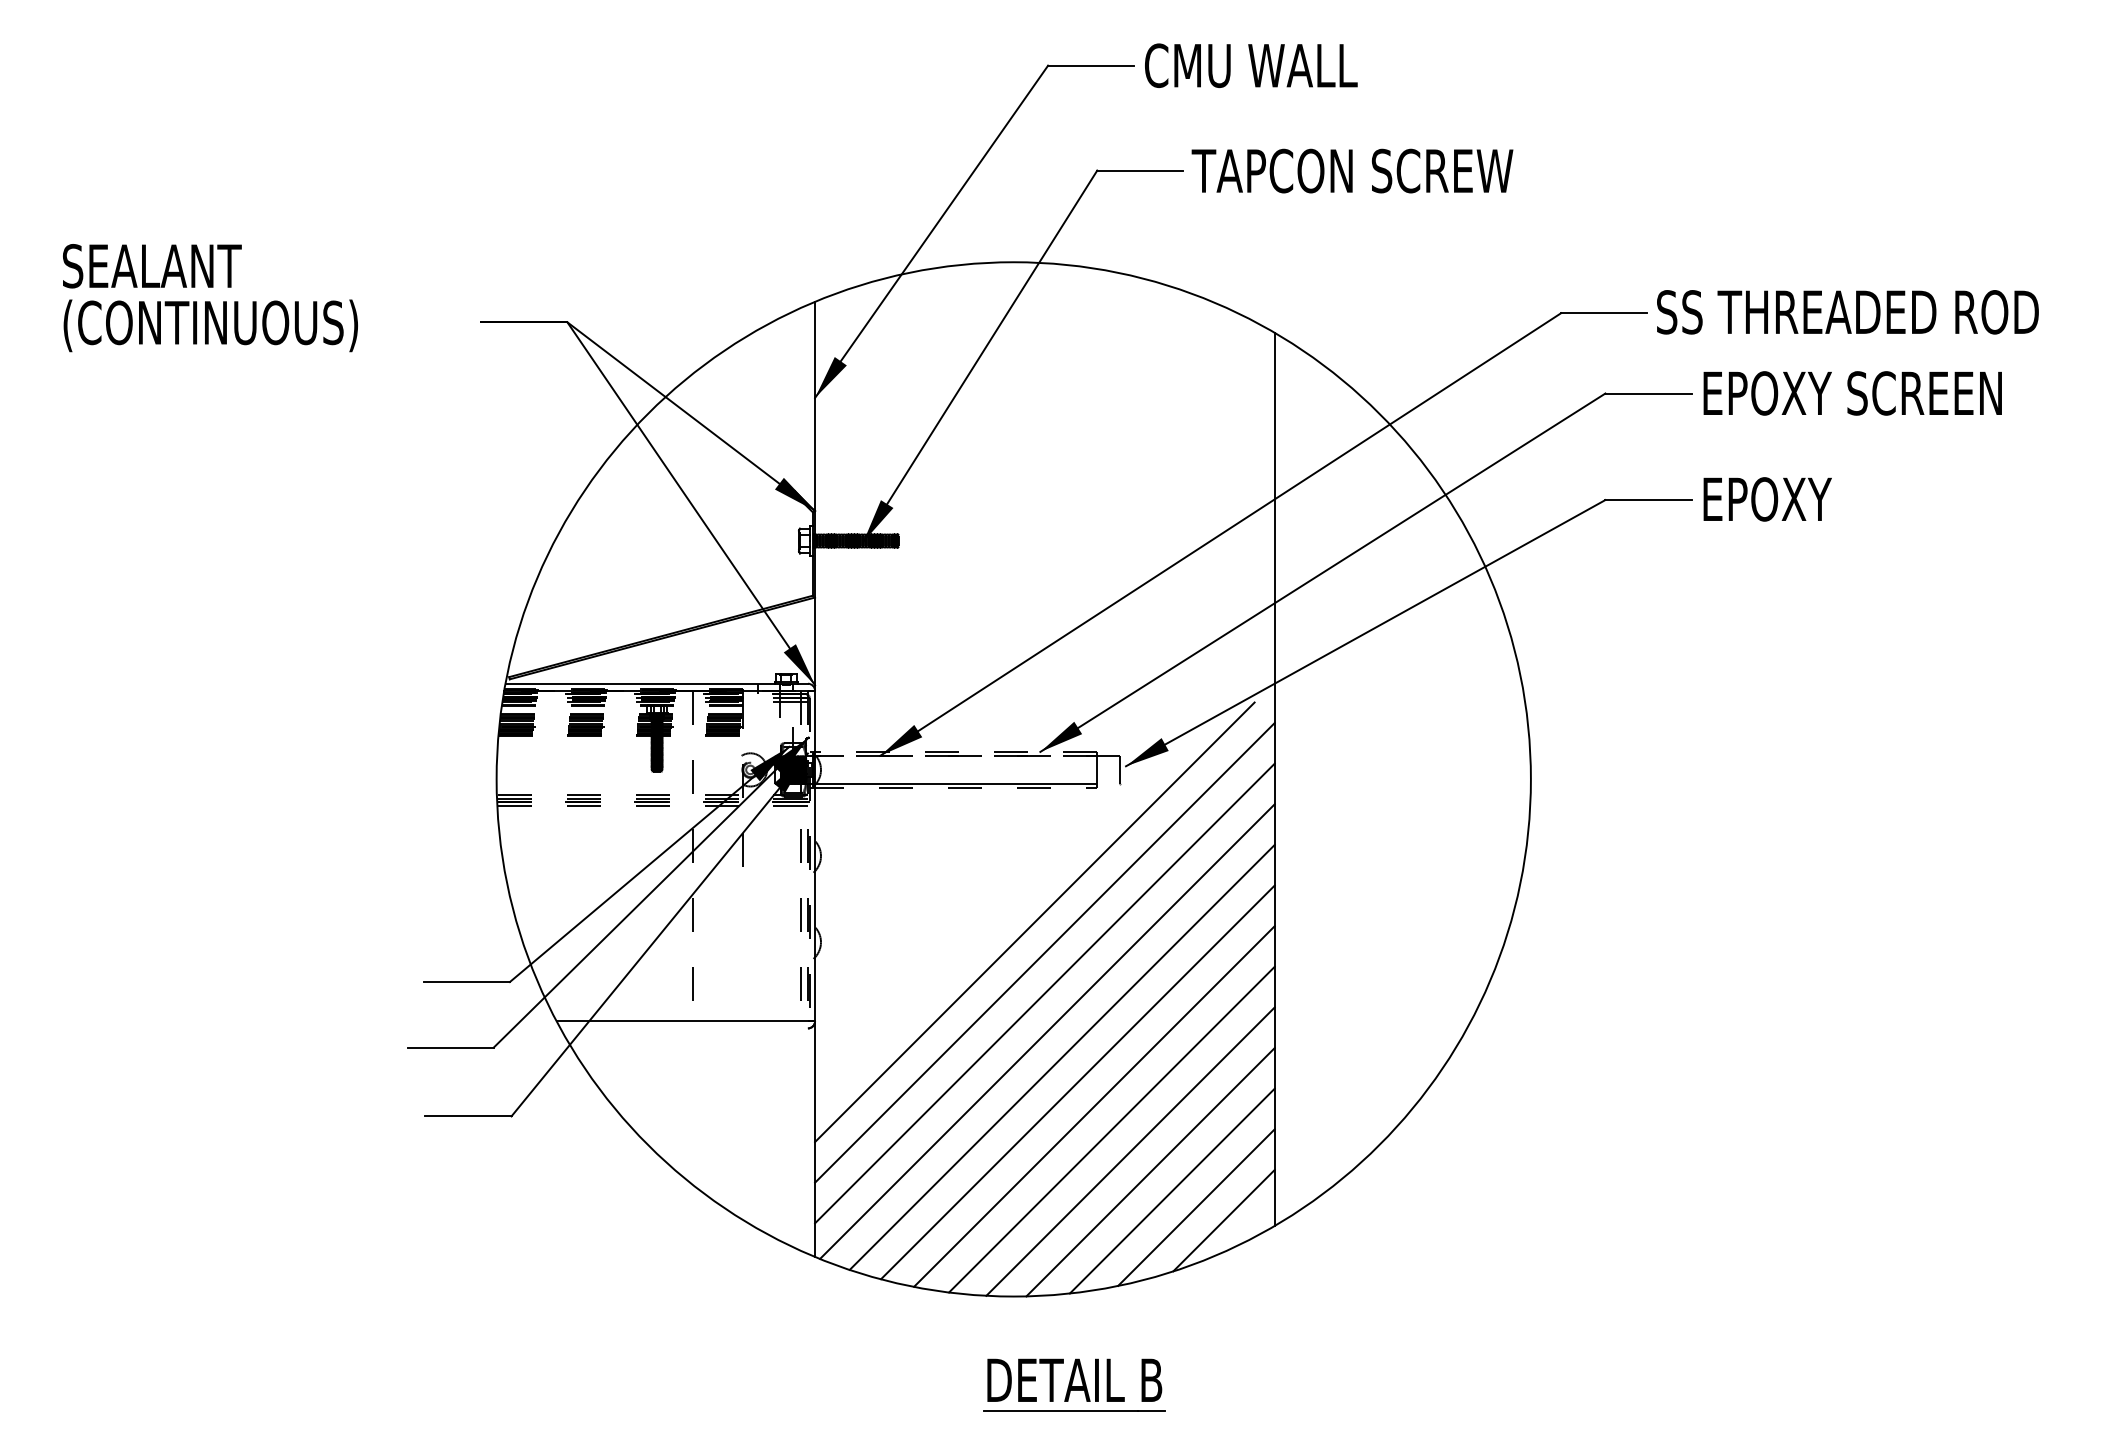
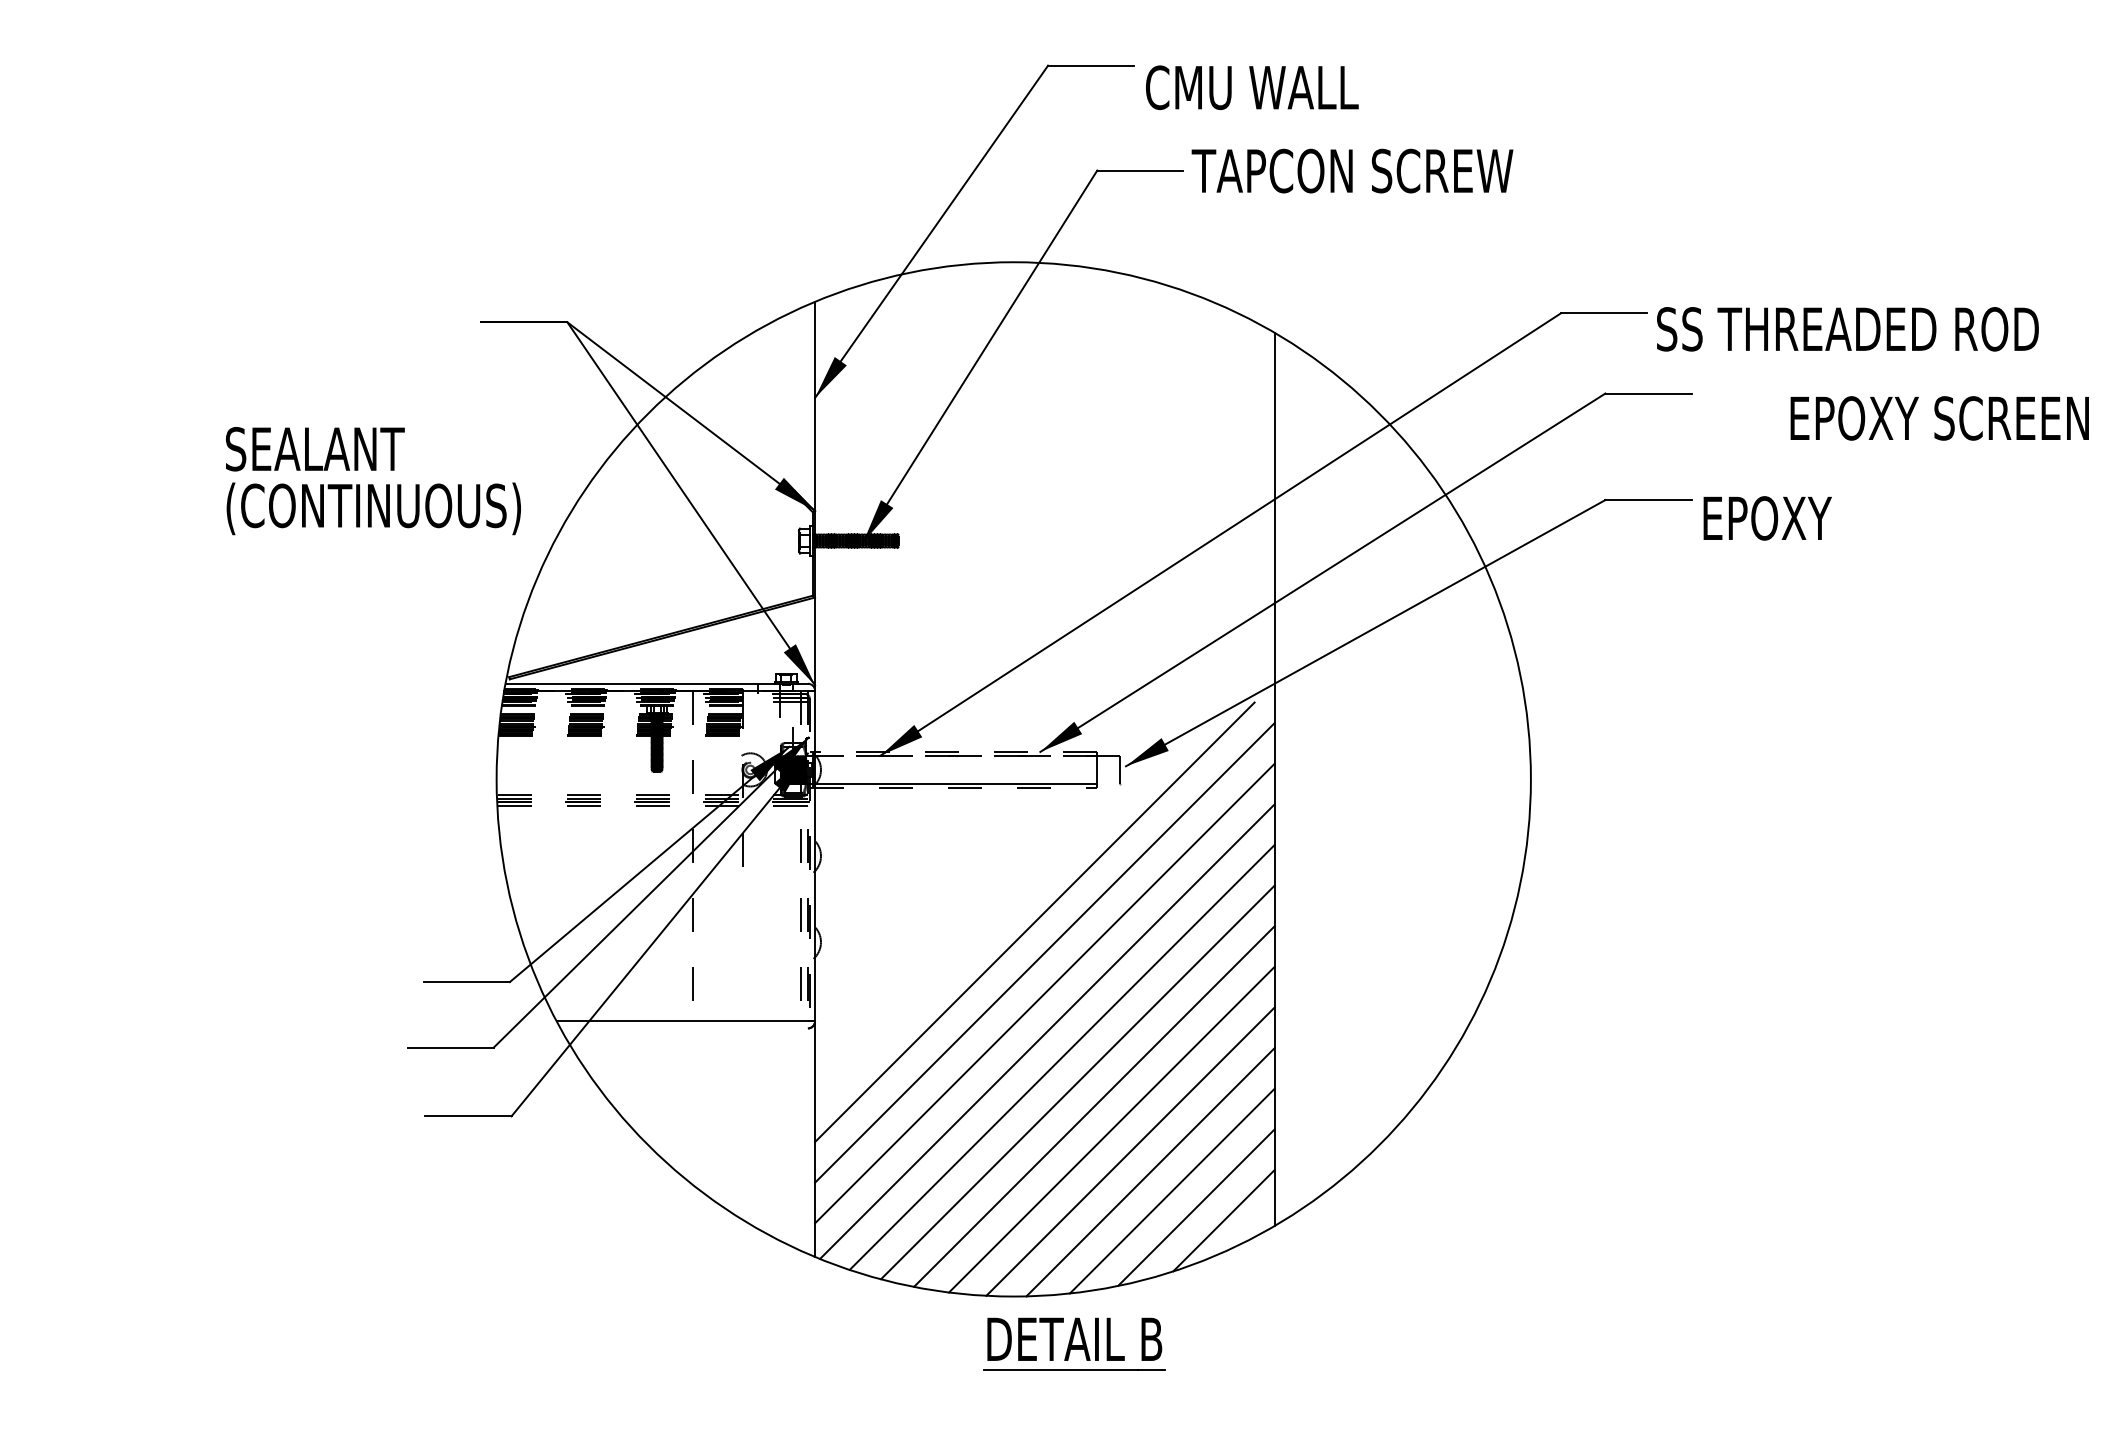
text position: (1251, 65) -> (1252, 87) (1252, 87)
text position: (210, 298) -> (373, 481) (373, 481)
text position: (1847, 312) -> (1847, 329) (1847, 329)
text position: (1852, 393) -> (1939, 418) (1939, 418)
text position: (1767, 499) -> (1767, 518) (1767, 518)
part position: (1074, 1384) -> (1074, 1343) (1074, 1343)
